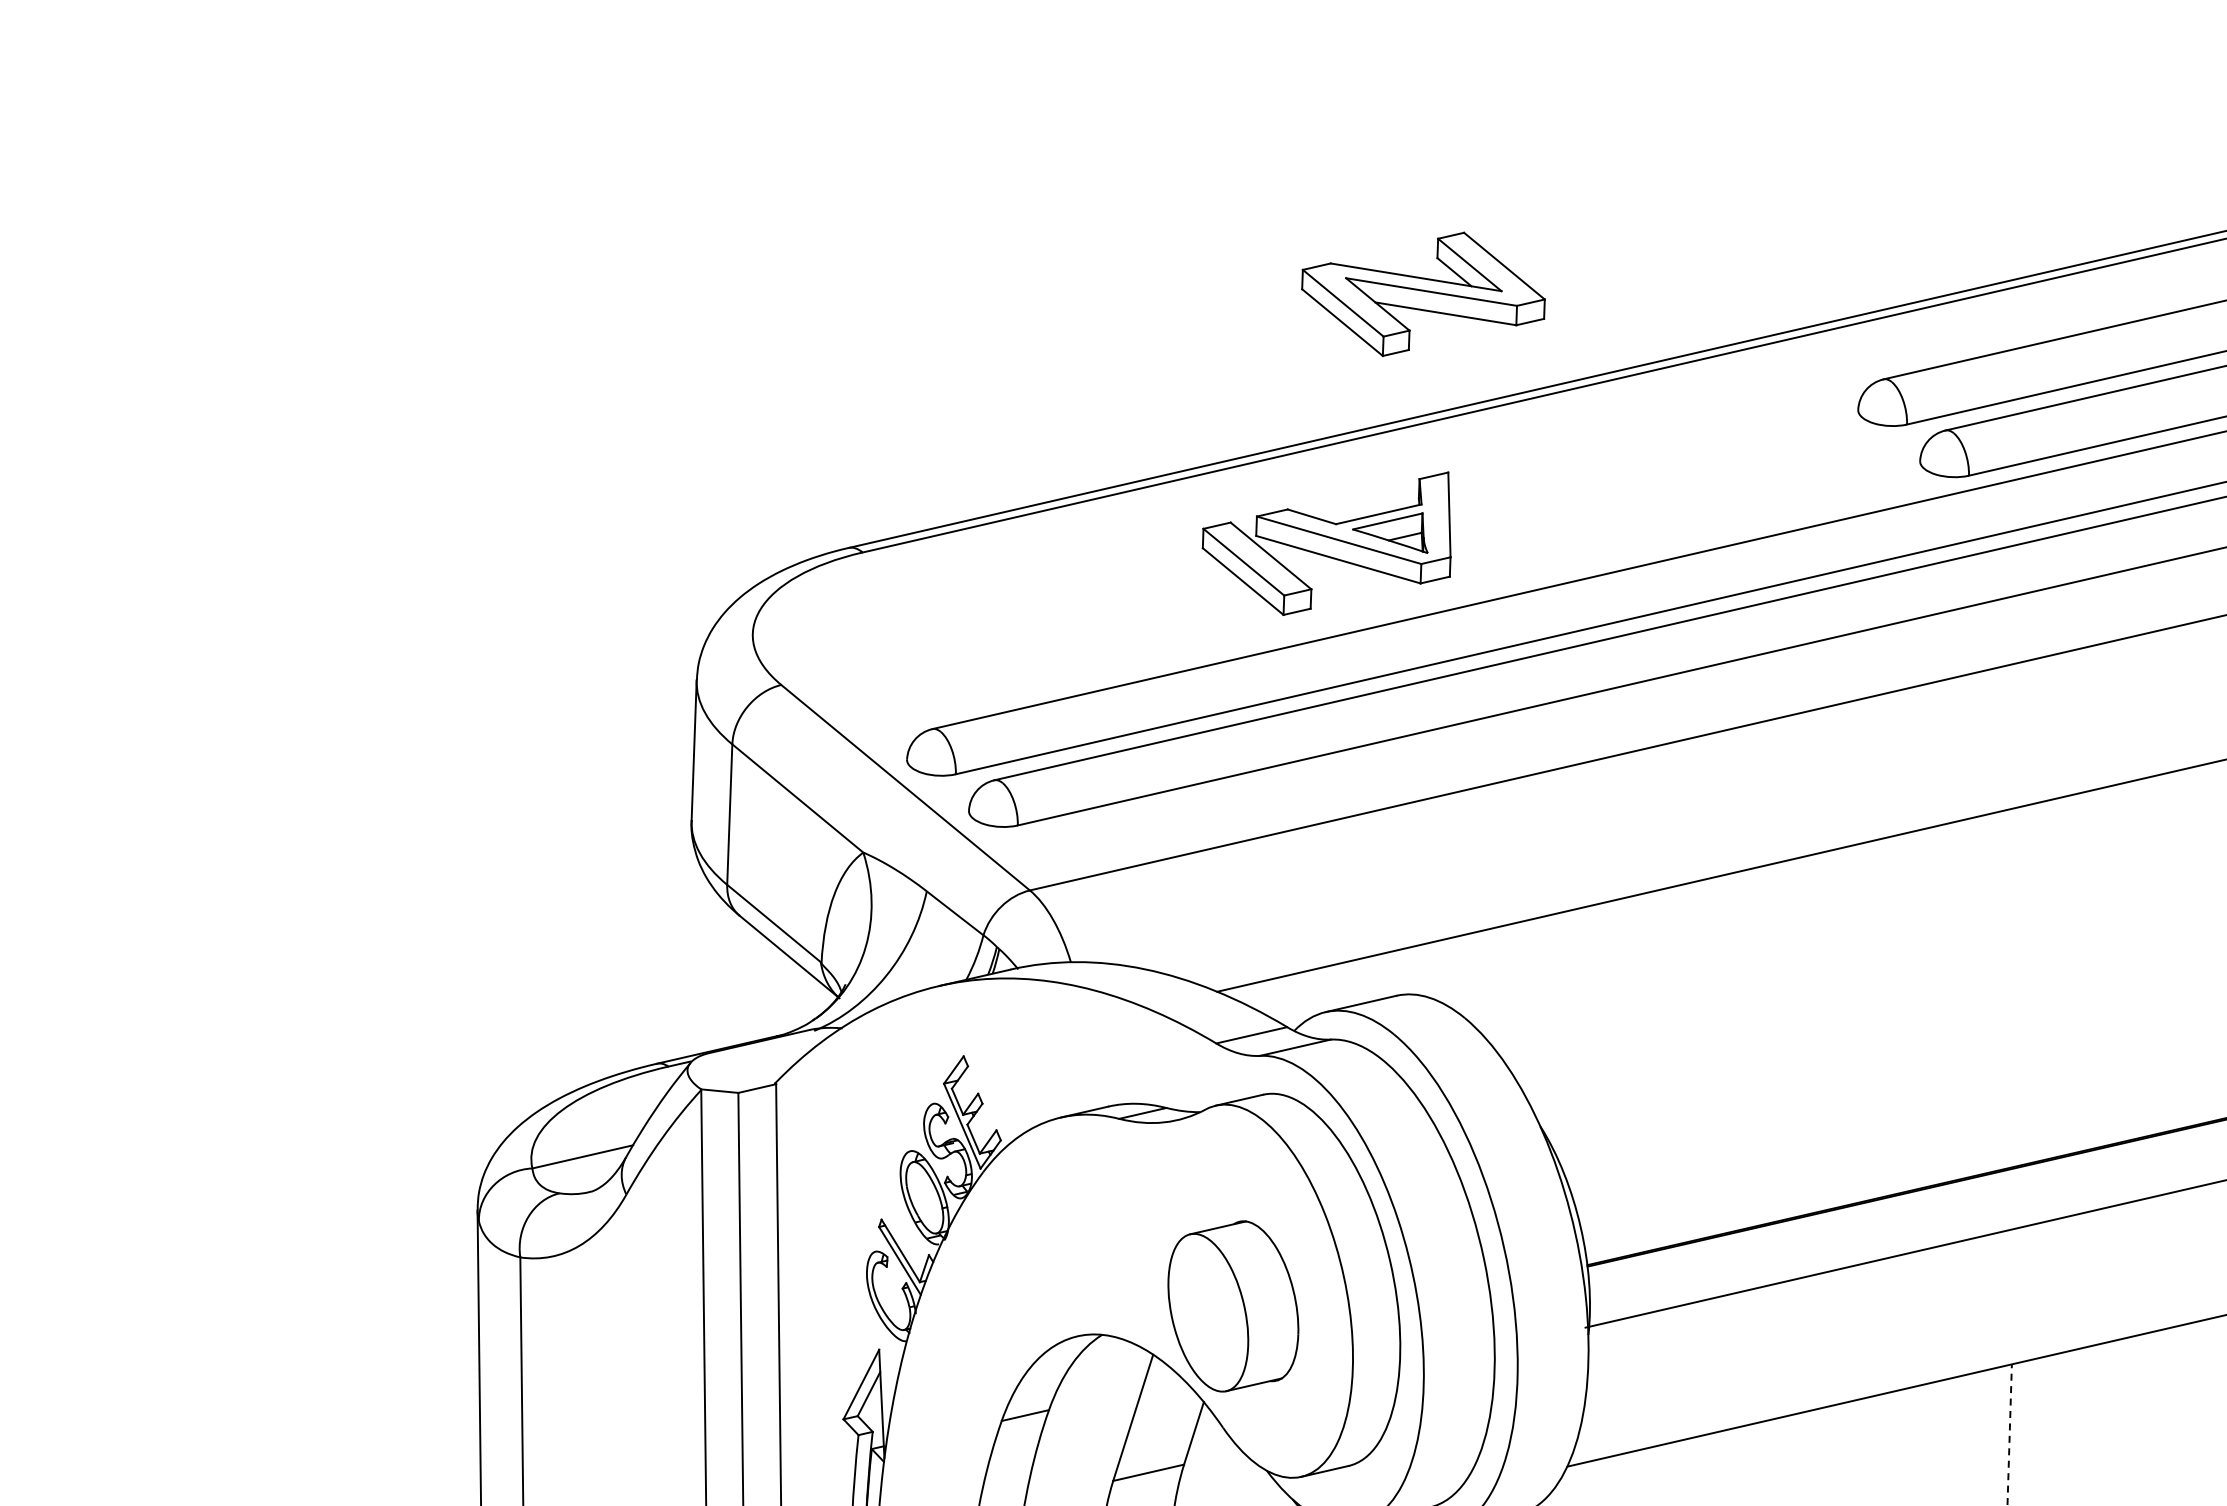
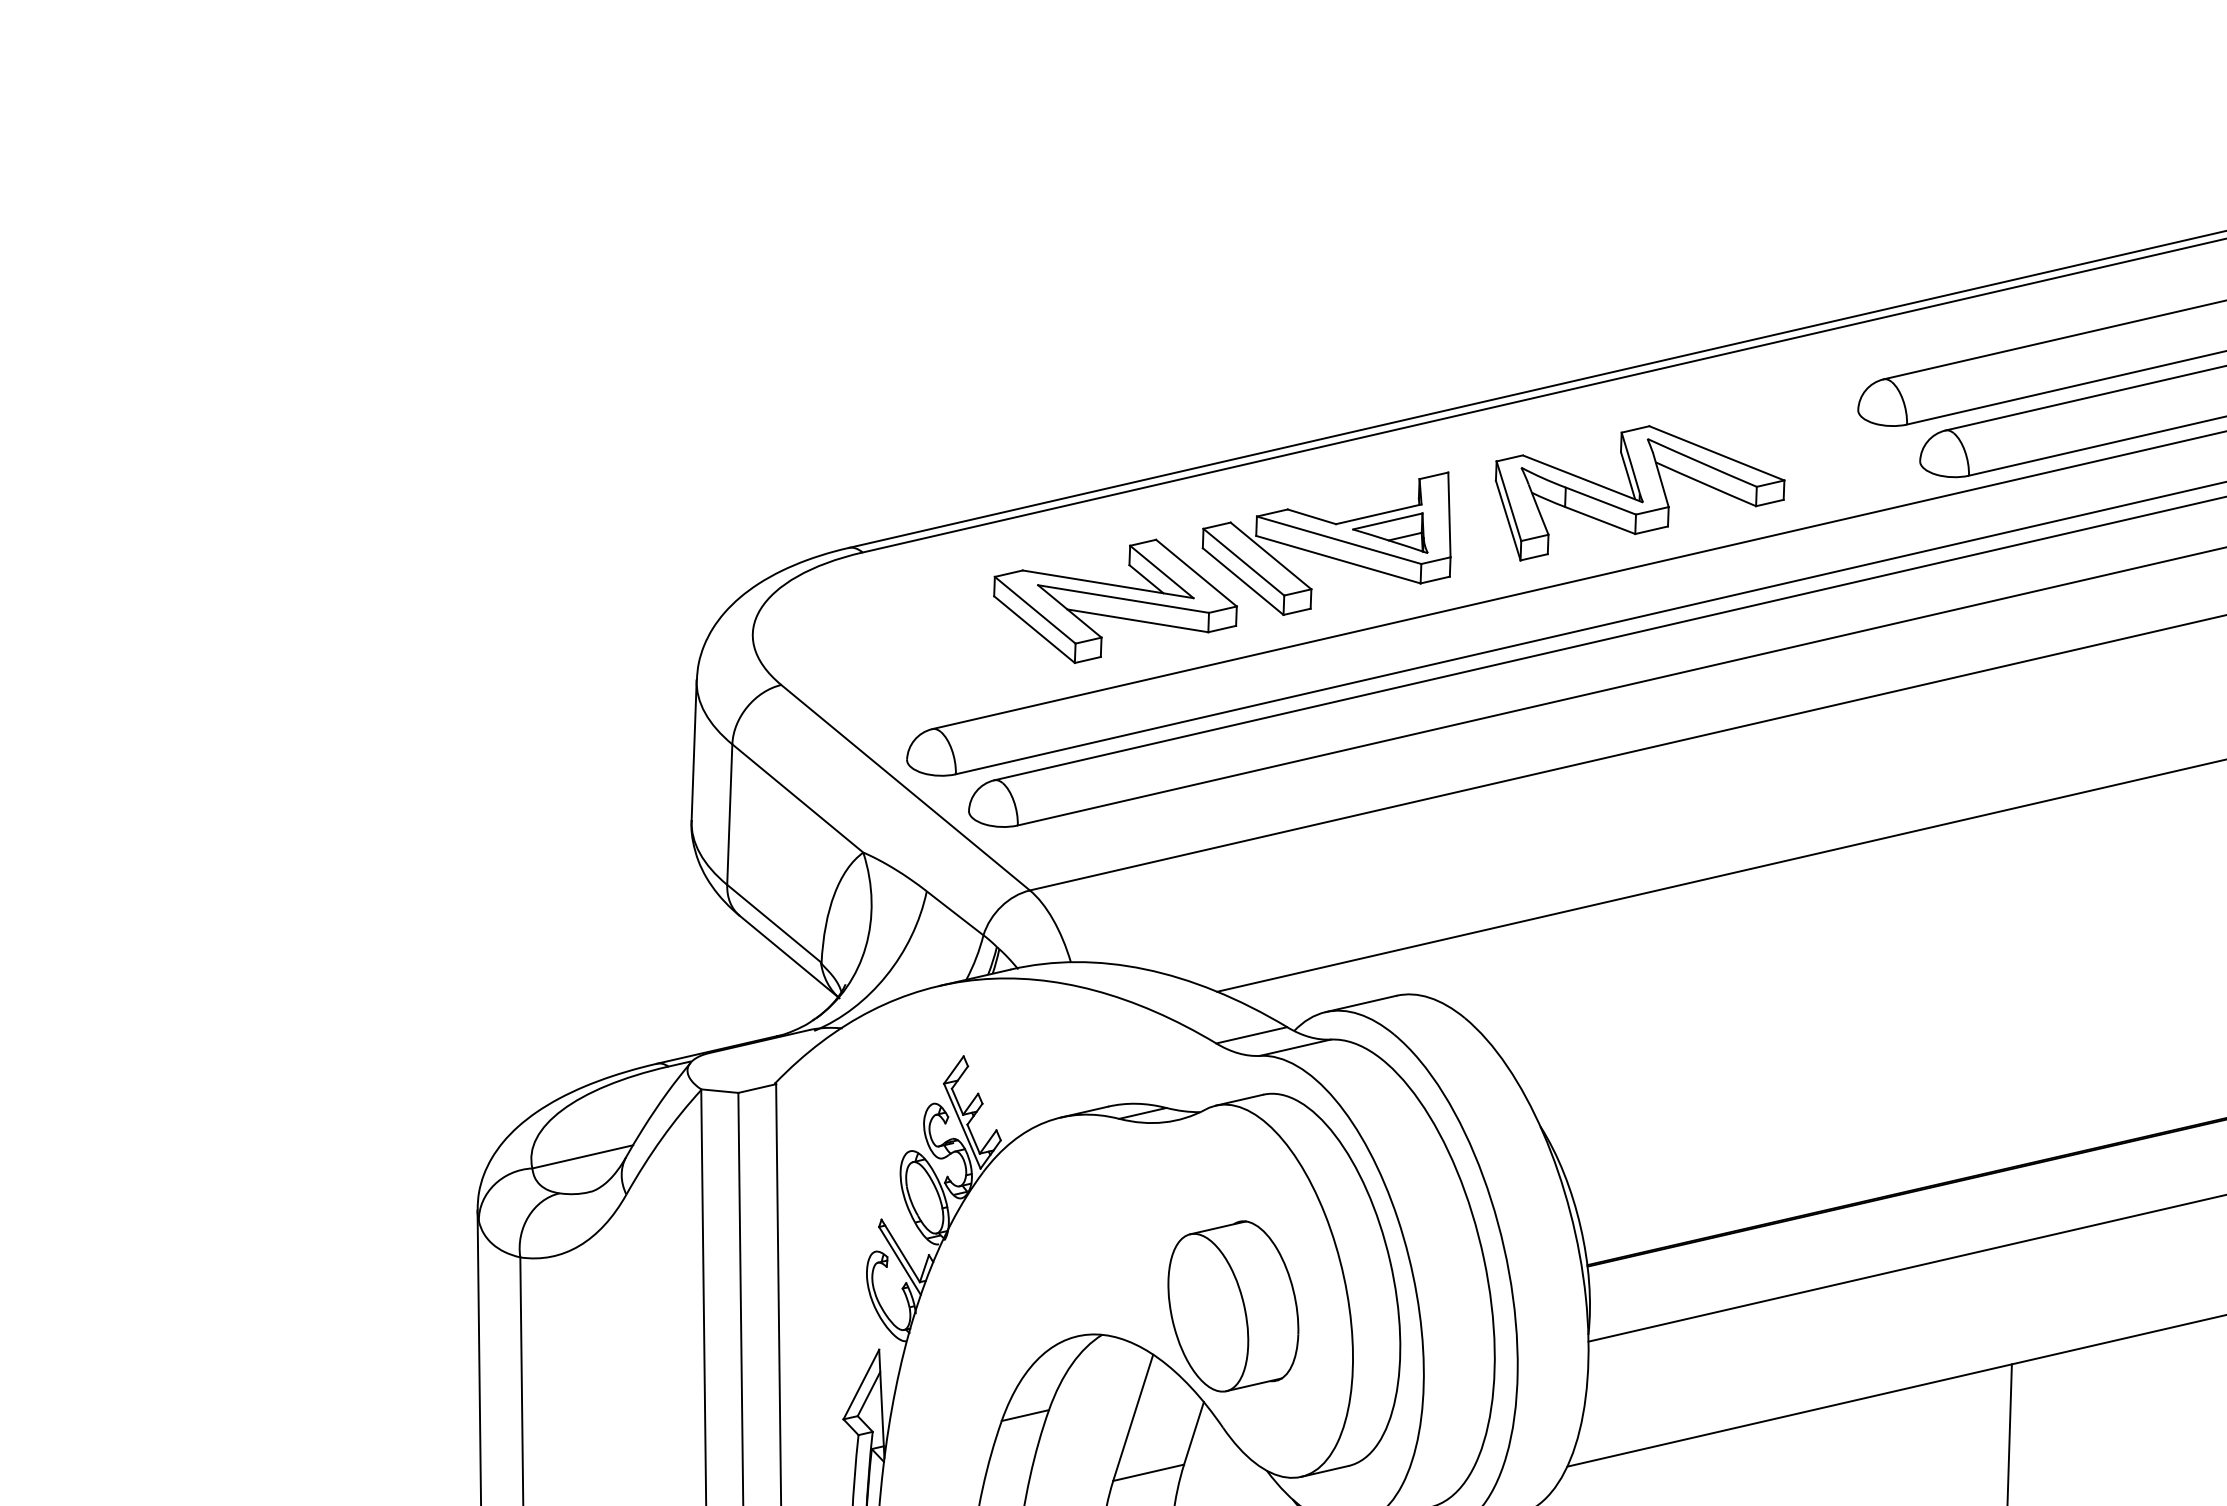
part position: (1423, 293) -> (1115, 600) (1115, 600)
part: none -> present (1639, 493)
line position: (1904, 1253) -> (1905, 1268) (1905, 1268)
line: dashed -> solid (2009, 1434)
